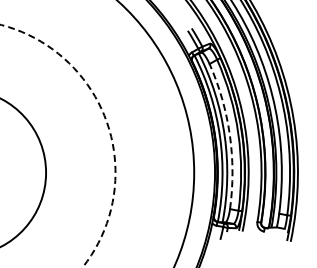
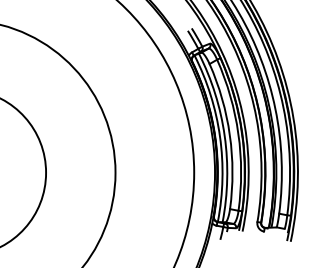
arc: dashed -> solid (107, 122)
arc: dashed -> solid (229, 135)
